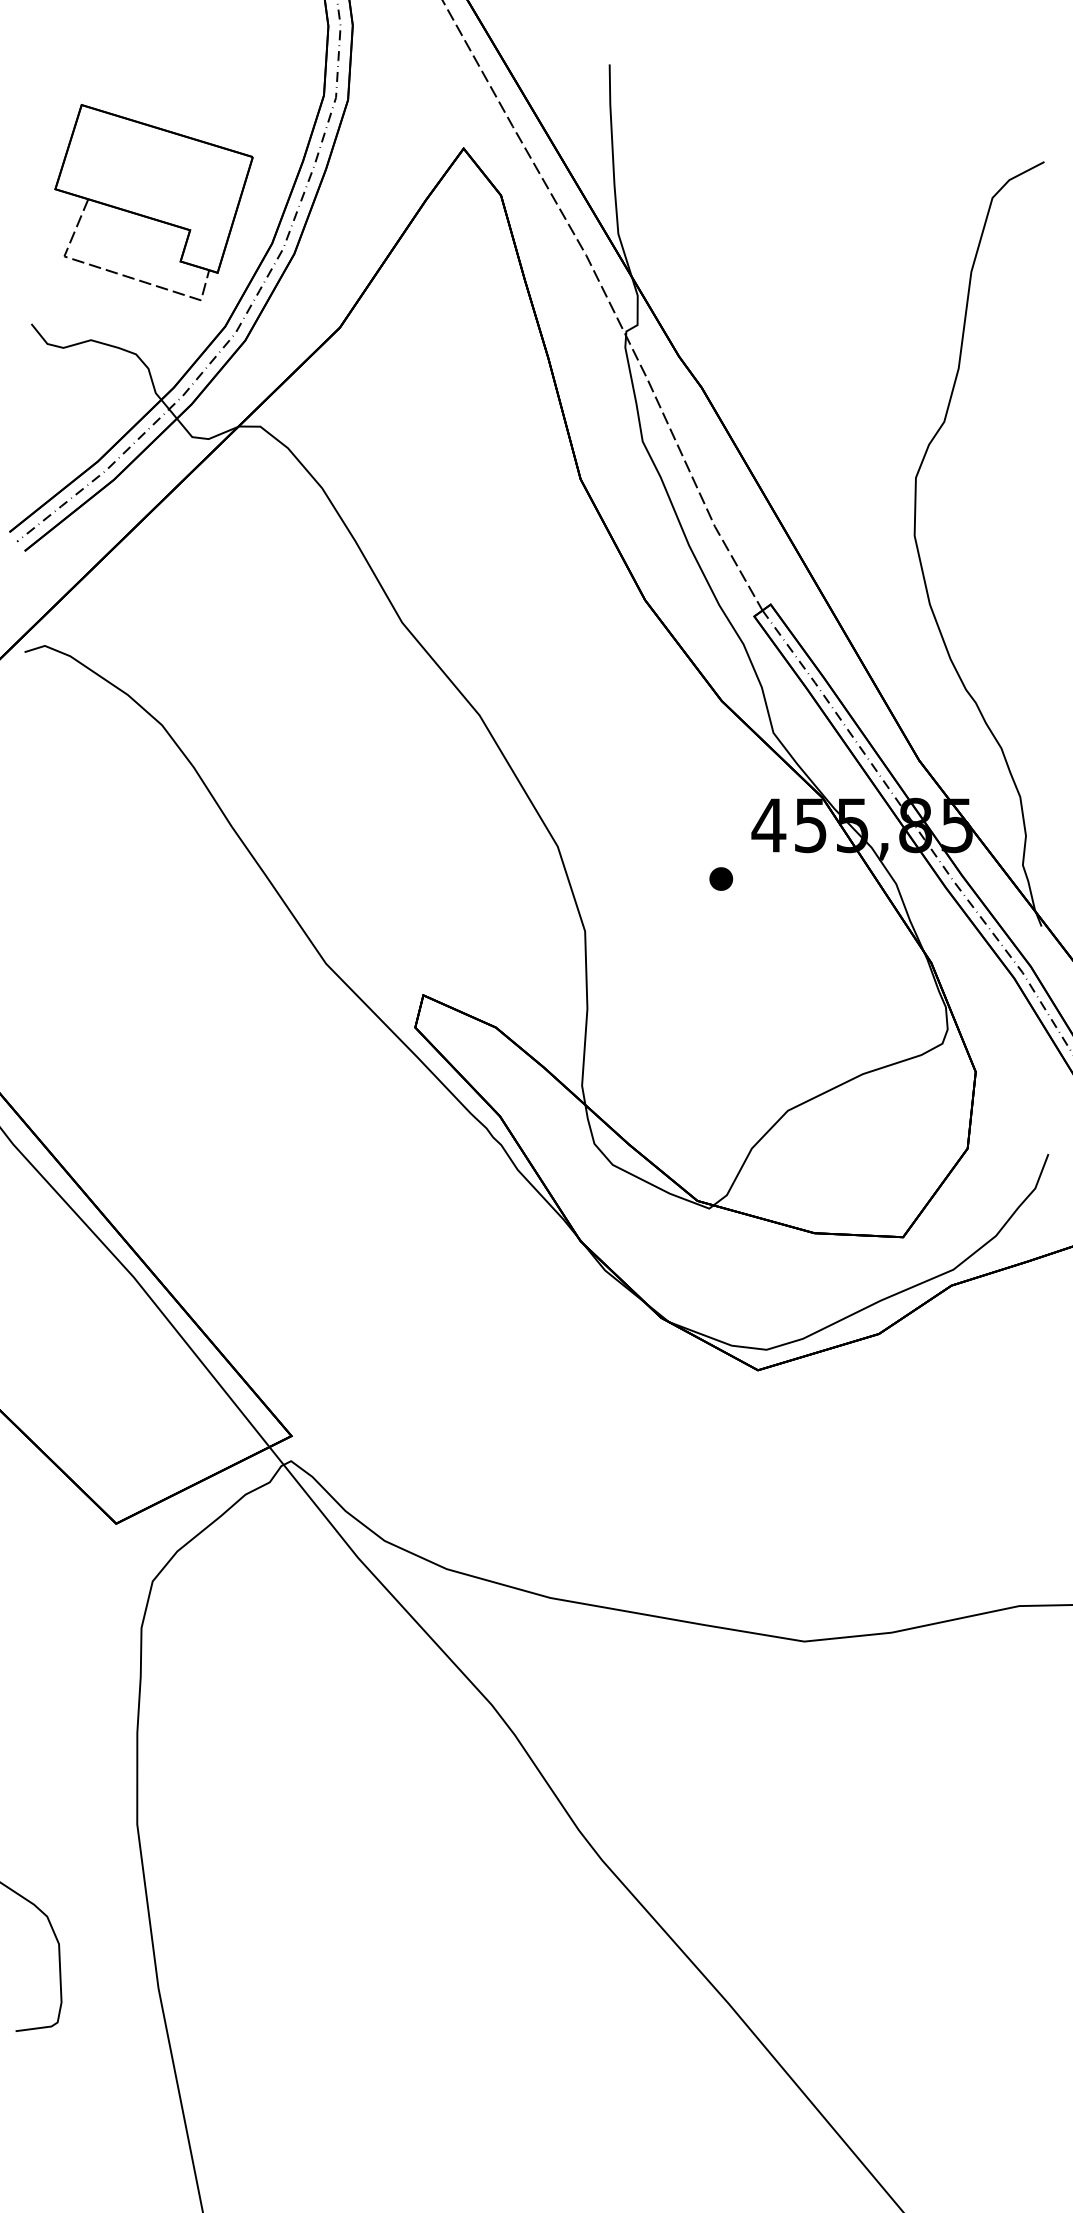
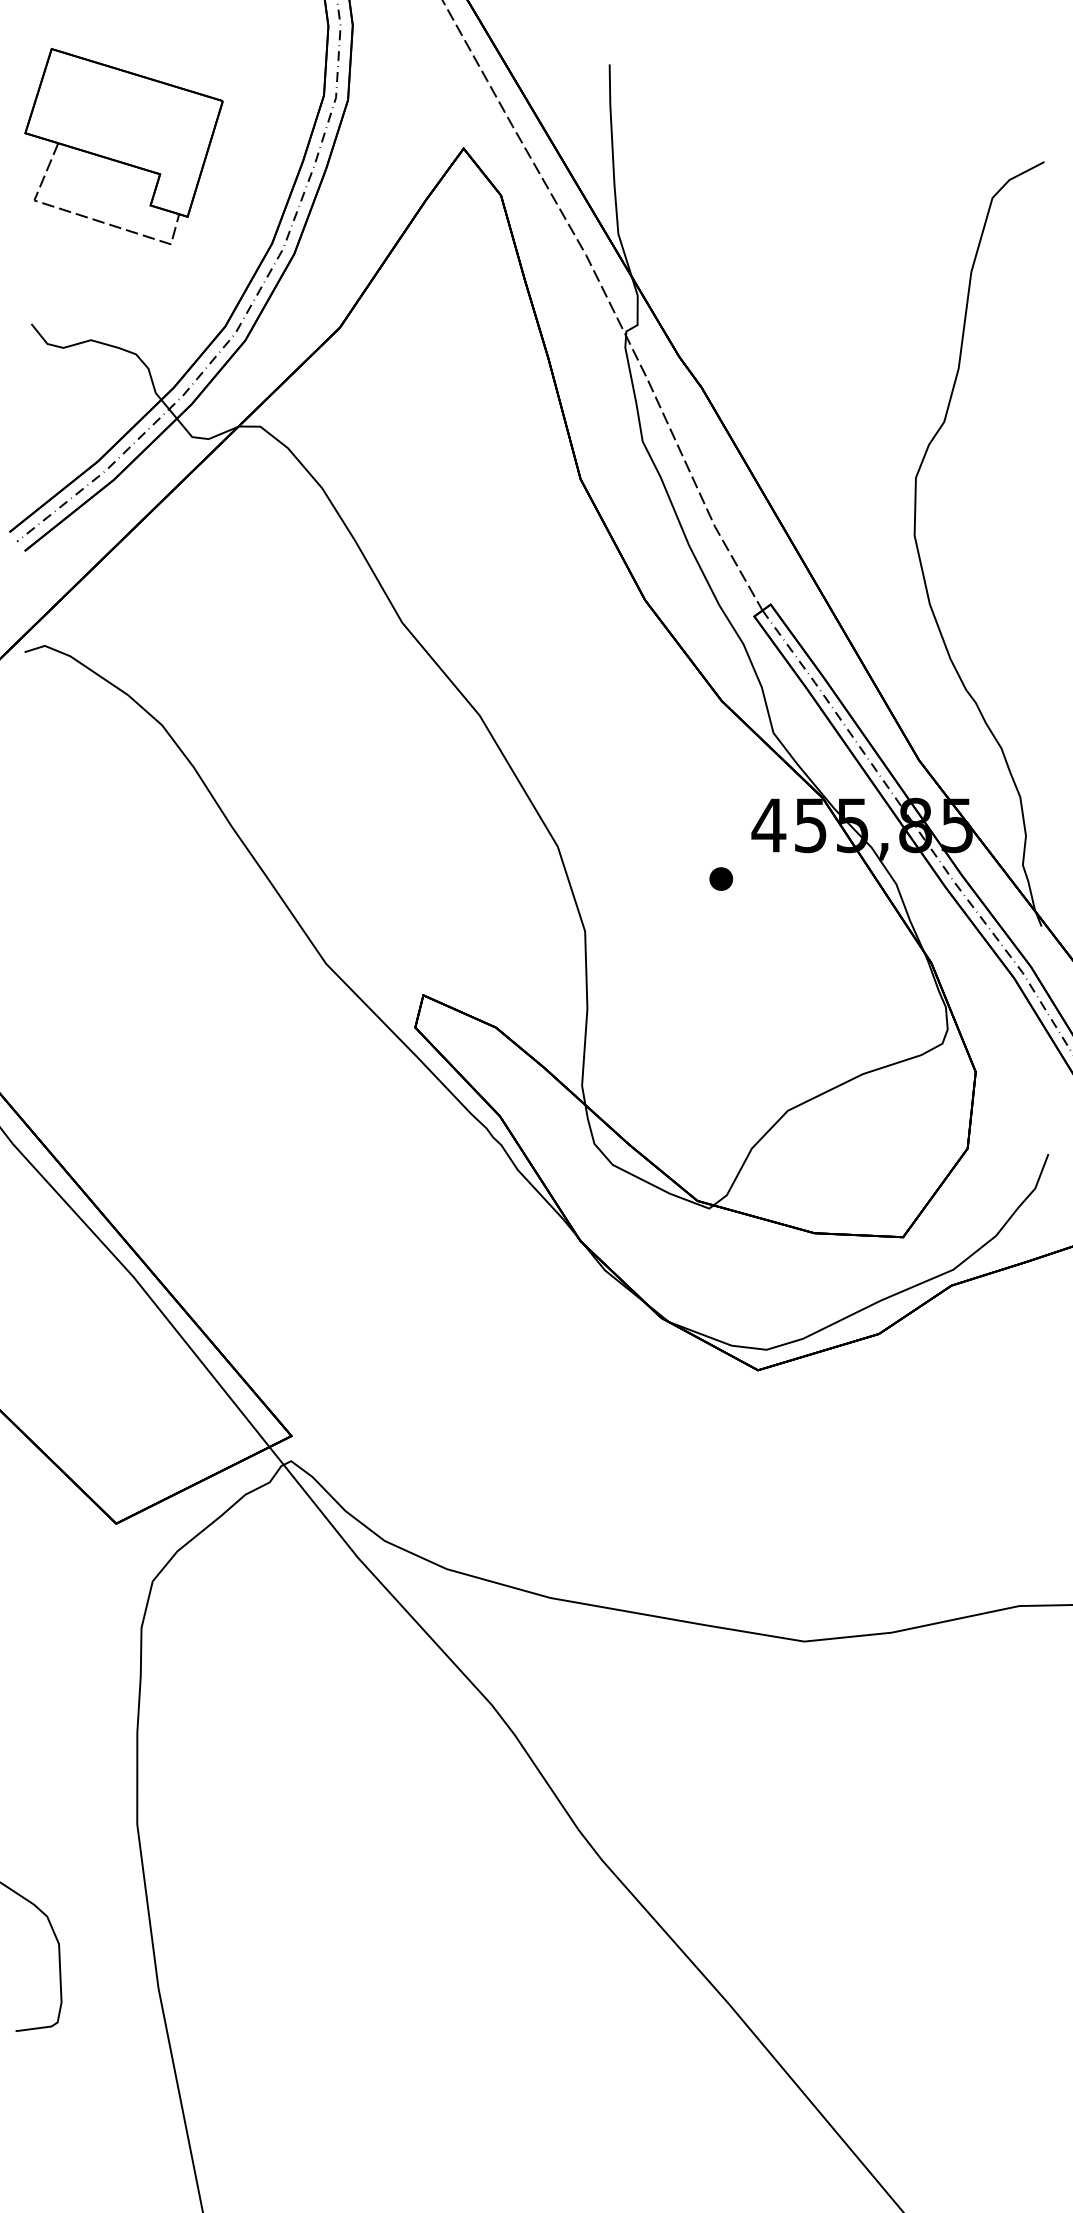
part position: (153, 202) -> (123, 146) (123, 146)
